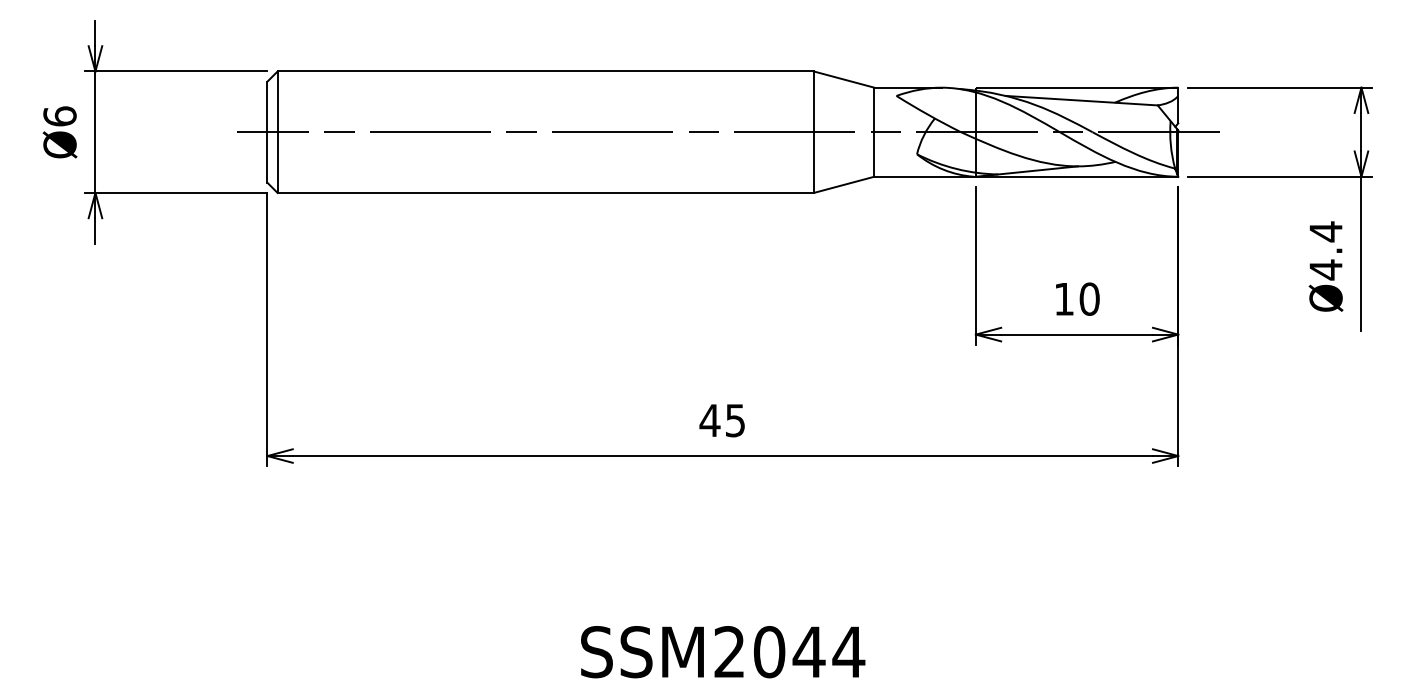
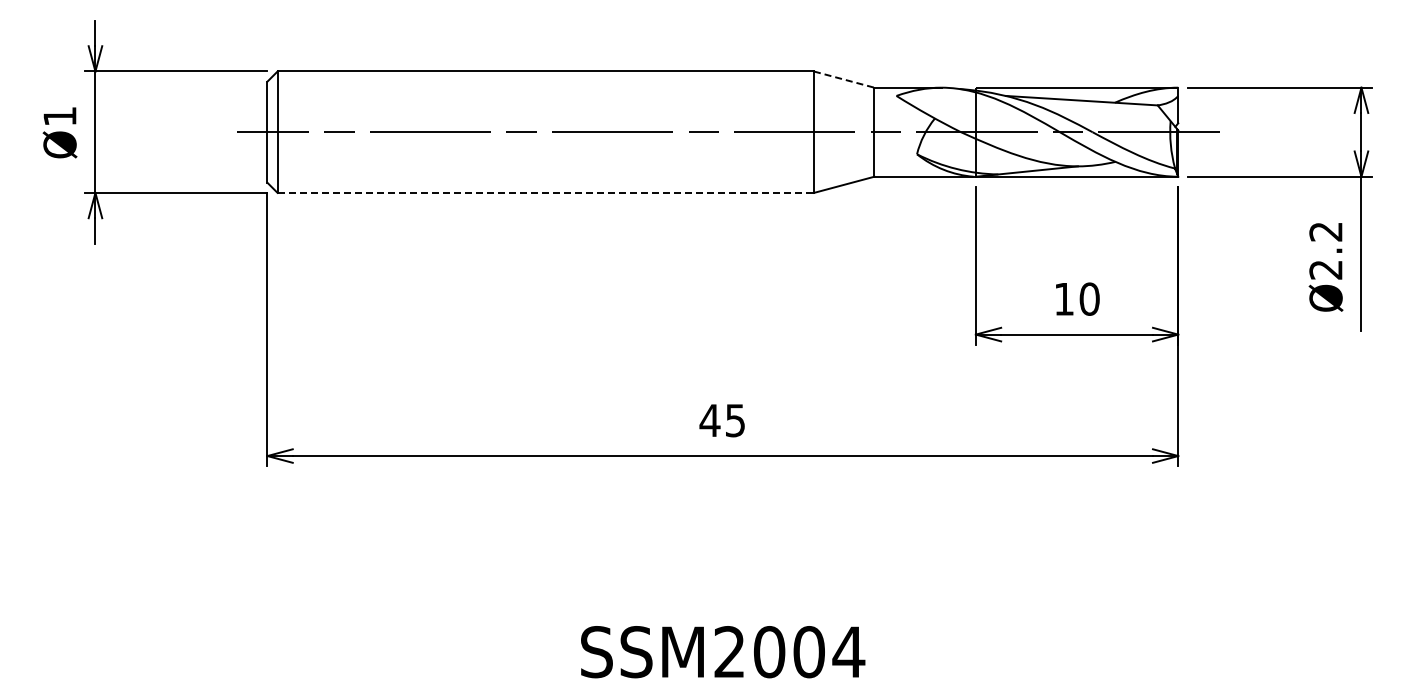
line: solid -> dashed (844, 79)
text: Ø6 -> Ø1 (59, 116)
line: solid -> dashed (546, 192)
text: Ø4.4 -> Ø2.2 (1325, 250)
text: SSM2044 -> SSM2004 (808, 652)
